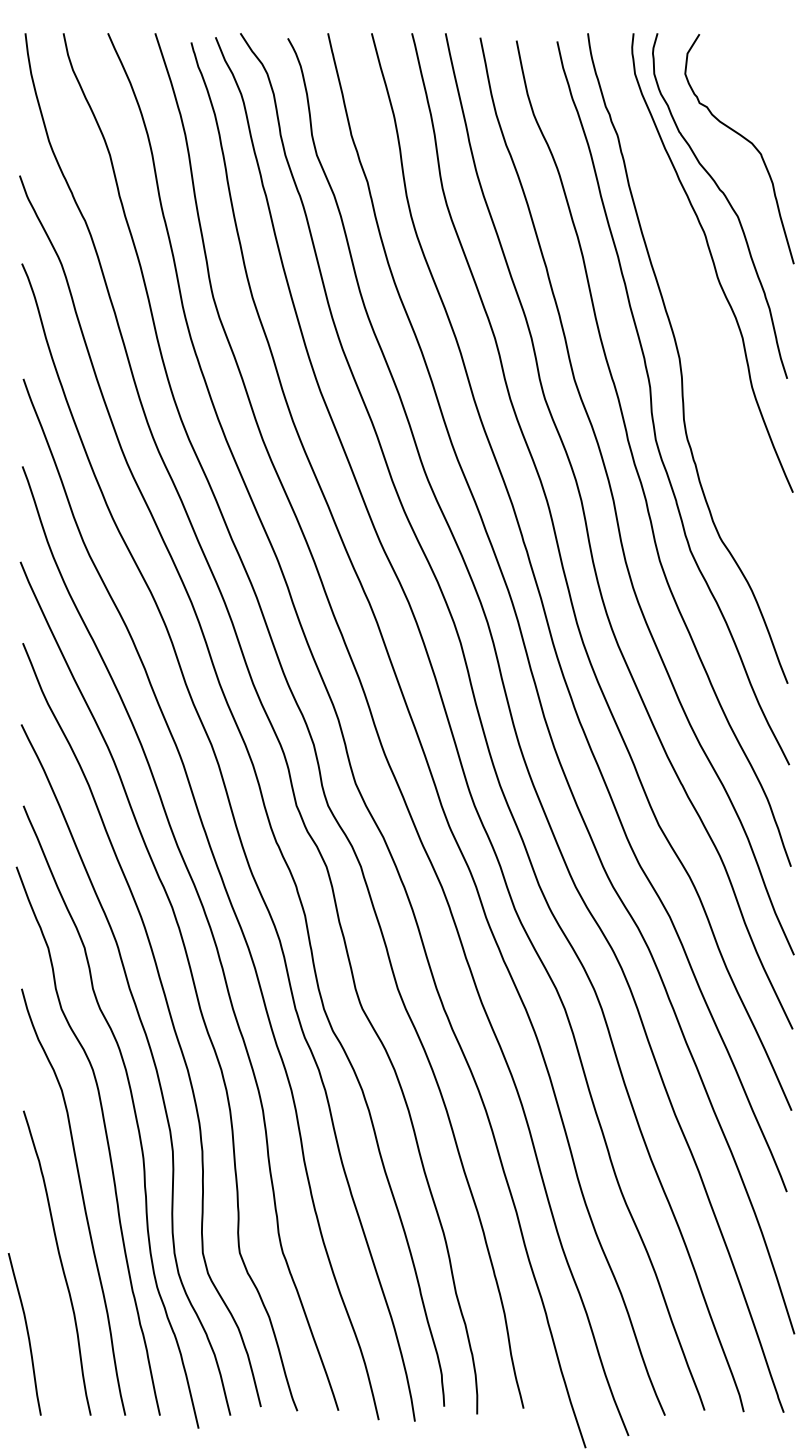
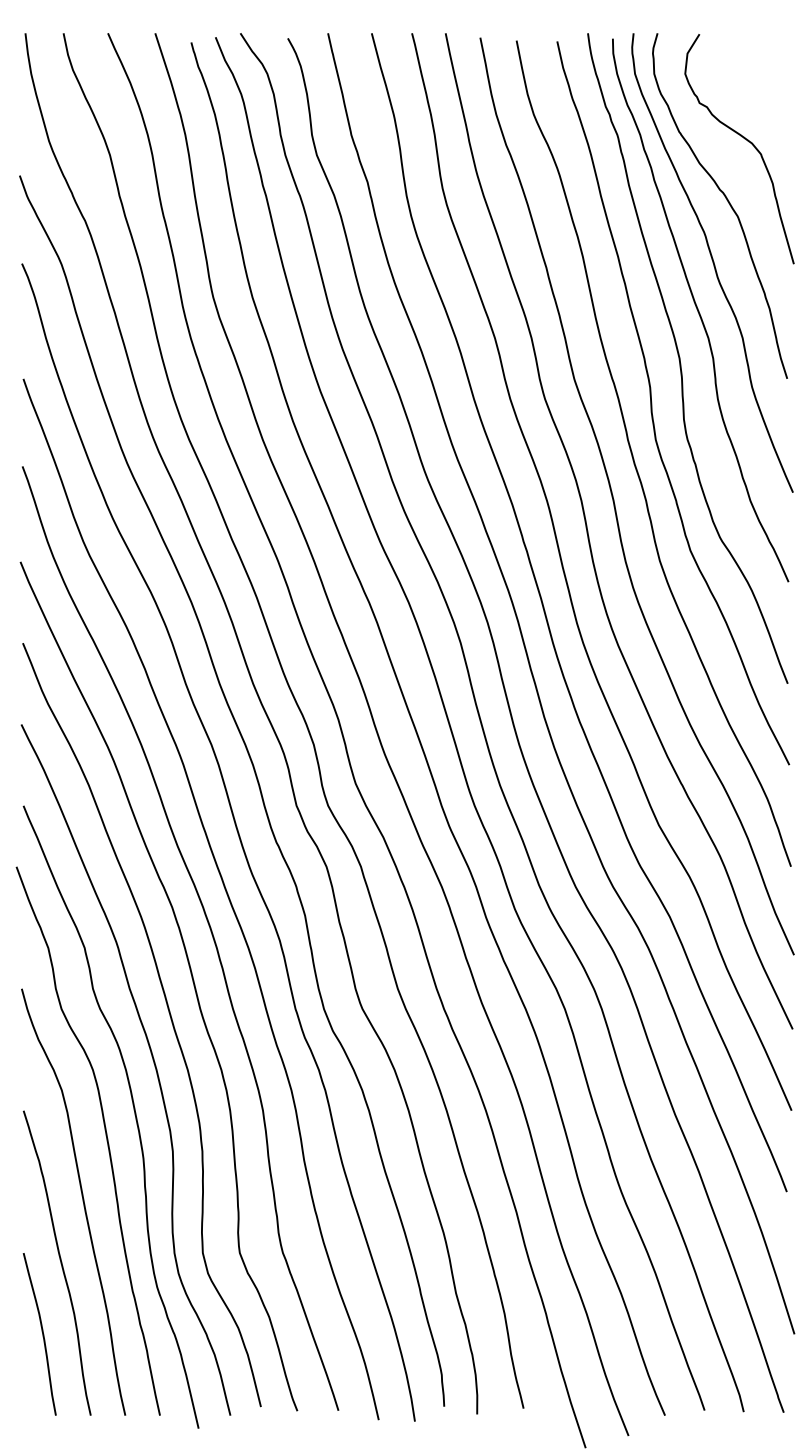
curve: none -> present (699, 310)
curve position: (27, 1334) -> (42, 1334) (42, 1334)
